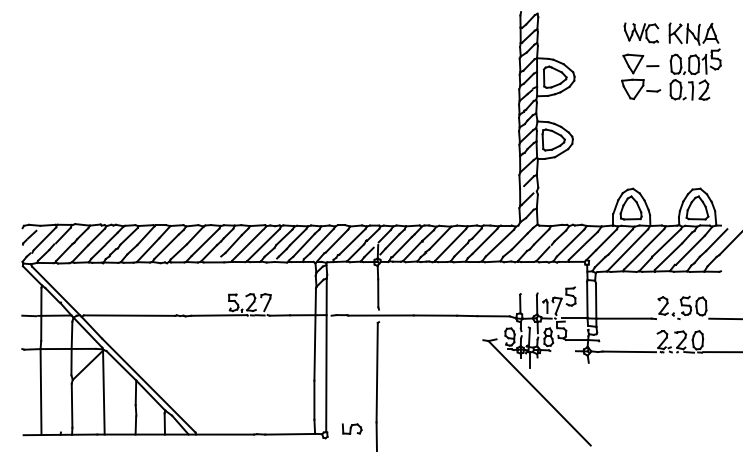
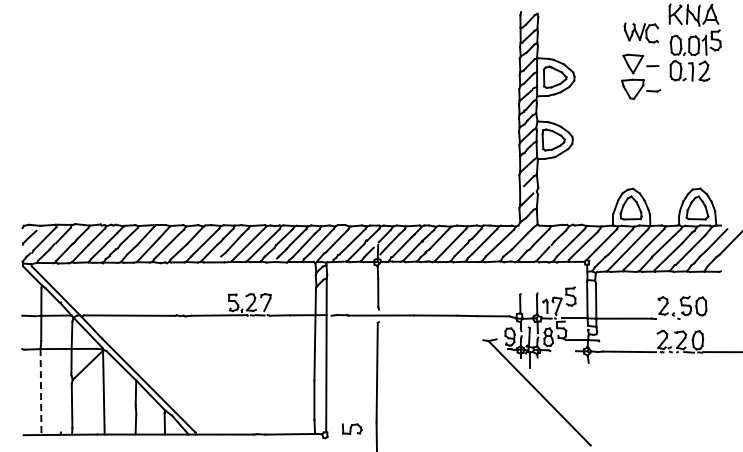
part position: (694, 61) -> (694, 42) (694, 42)
line: present -> none (724, 318)
line: solid -> dashed (41, 392)
